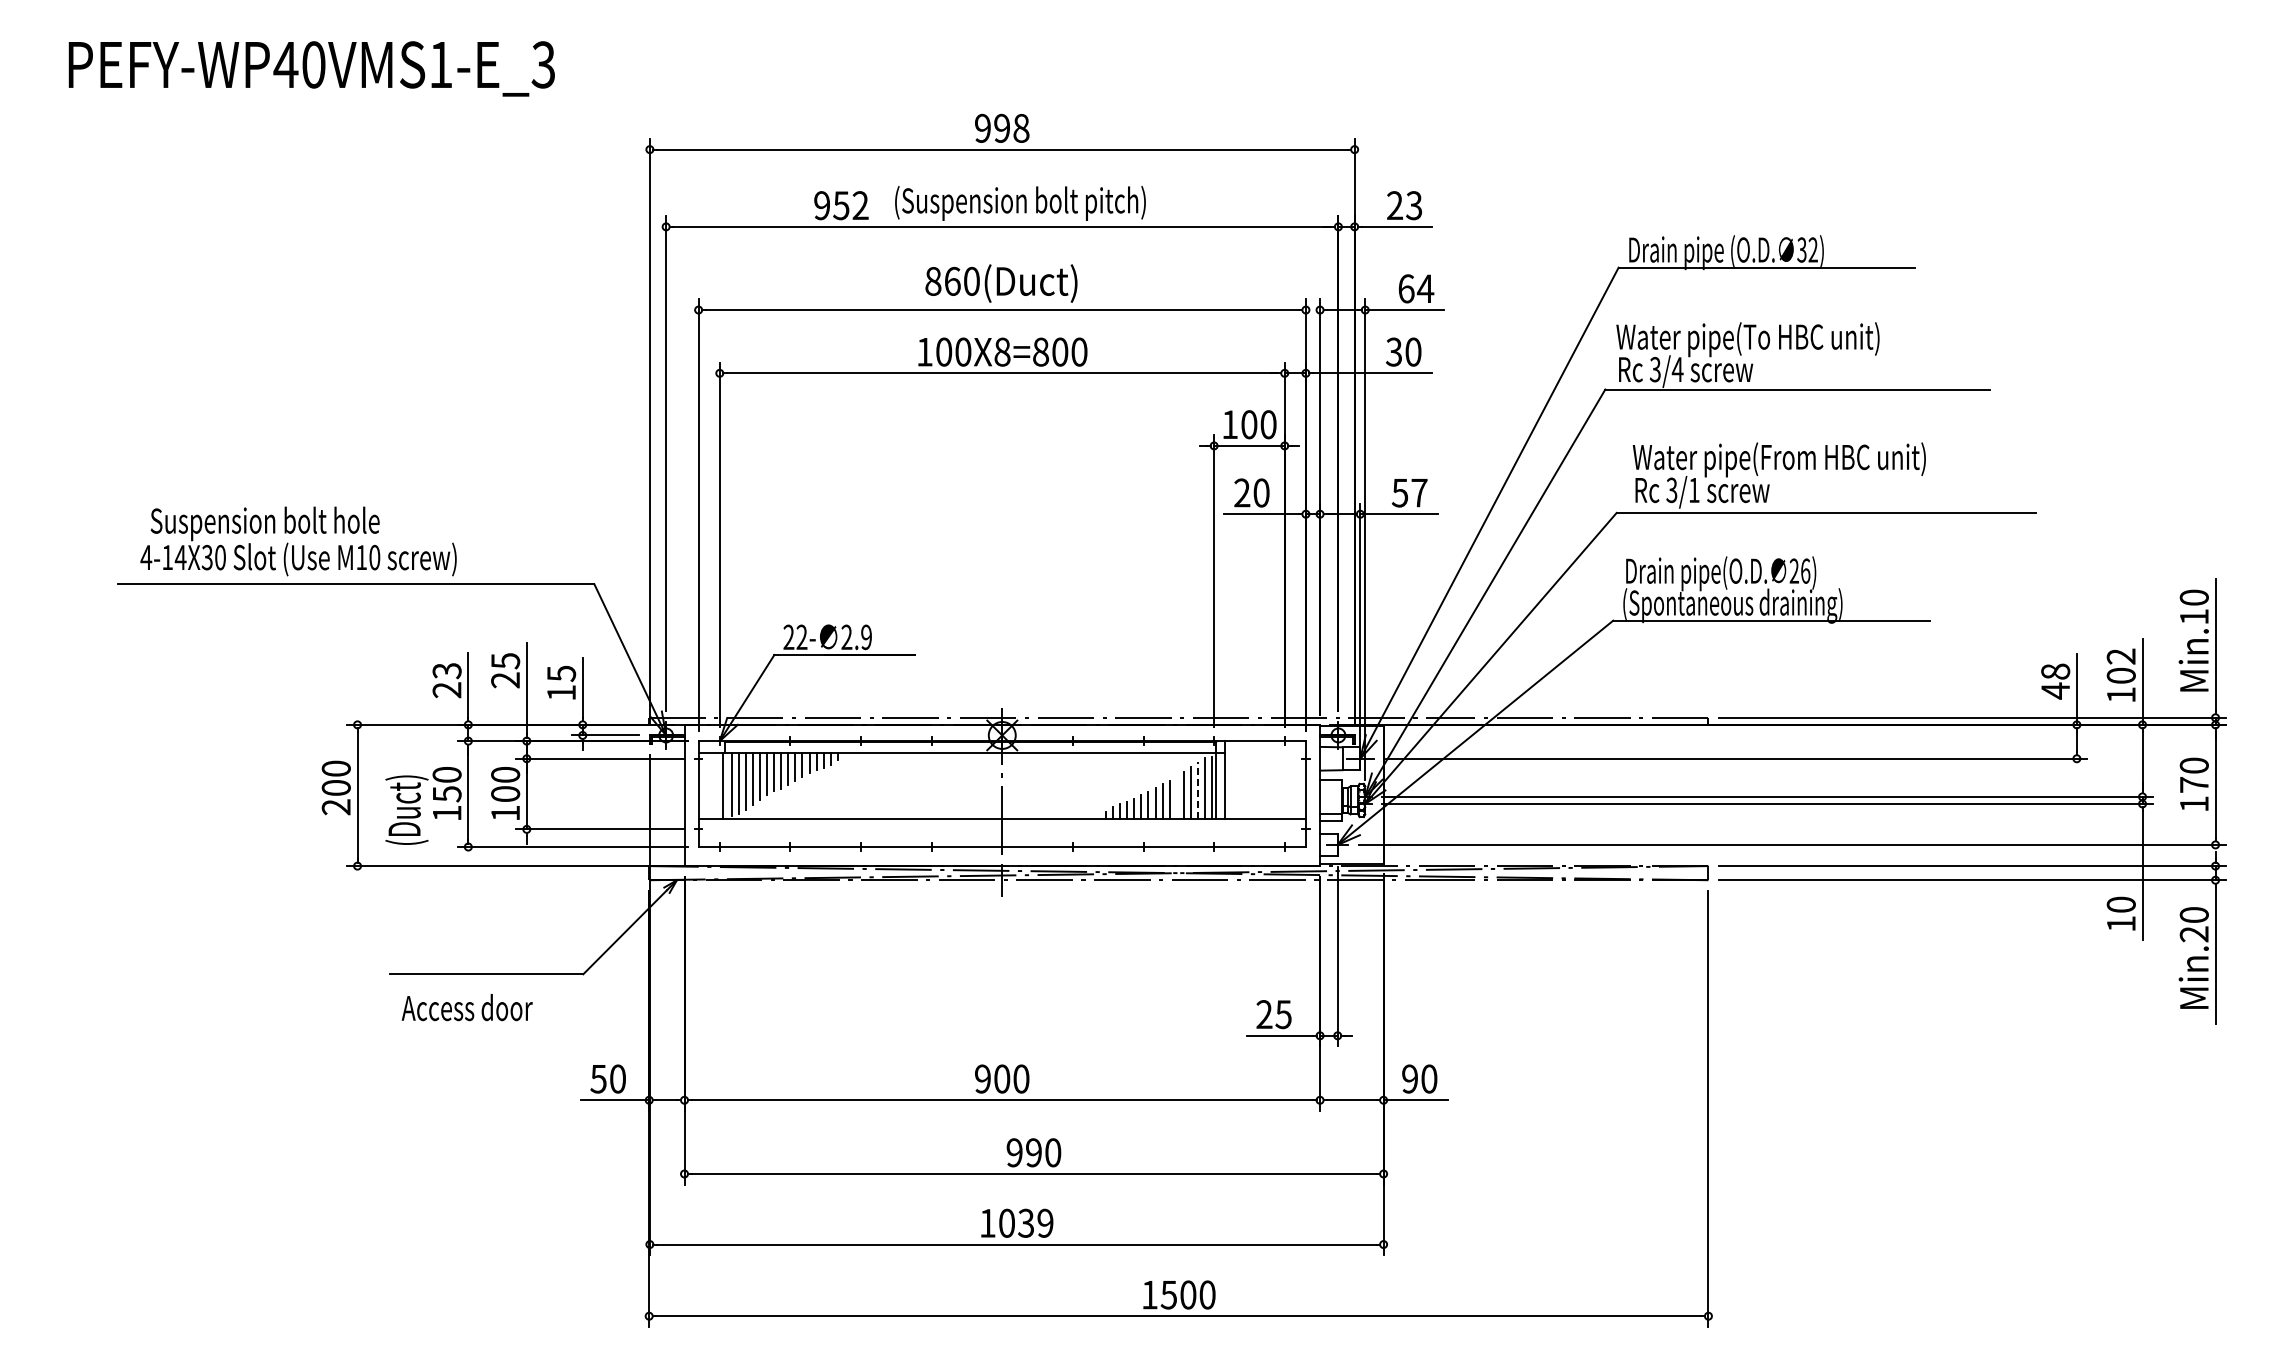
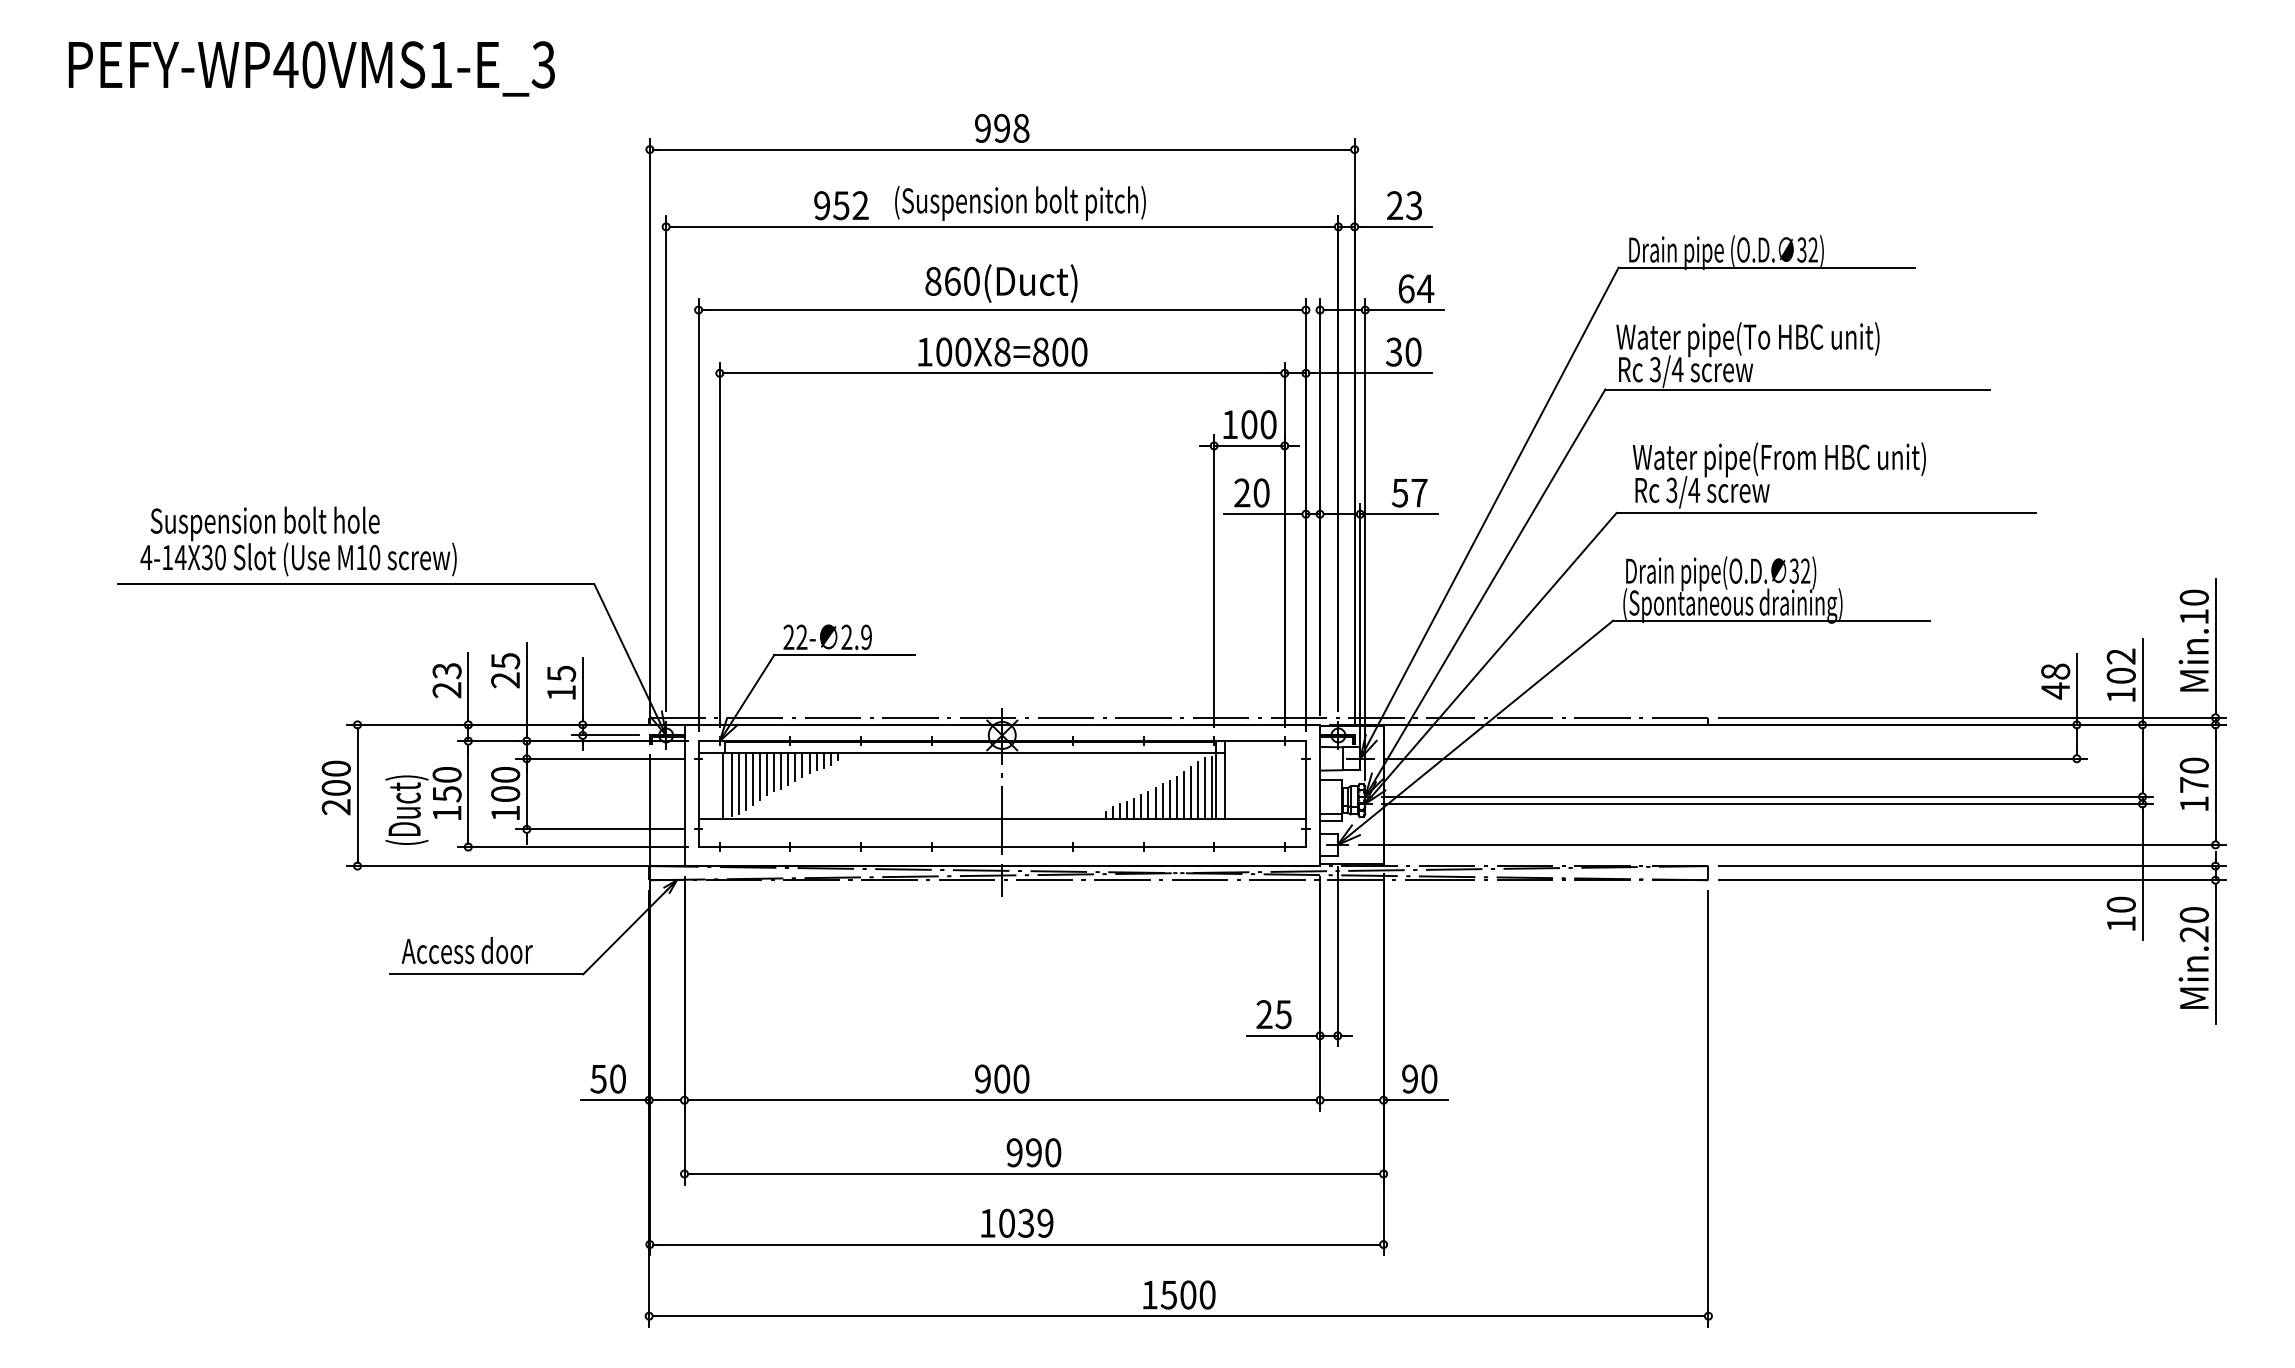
text: 3/1 -> 3/4 (1694, 490)
text: 26) -> 32) (1799, 570)
line: dashed -> solid (1197, 790)
line: none -> present (1176, 797)
text position: (466, 1007) -> (466, 950) (466, 950)
